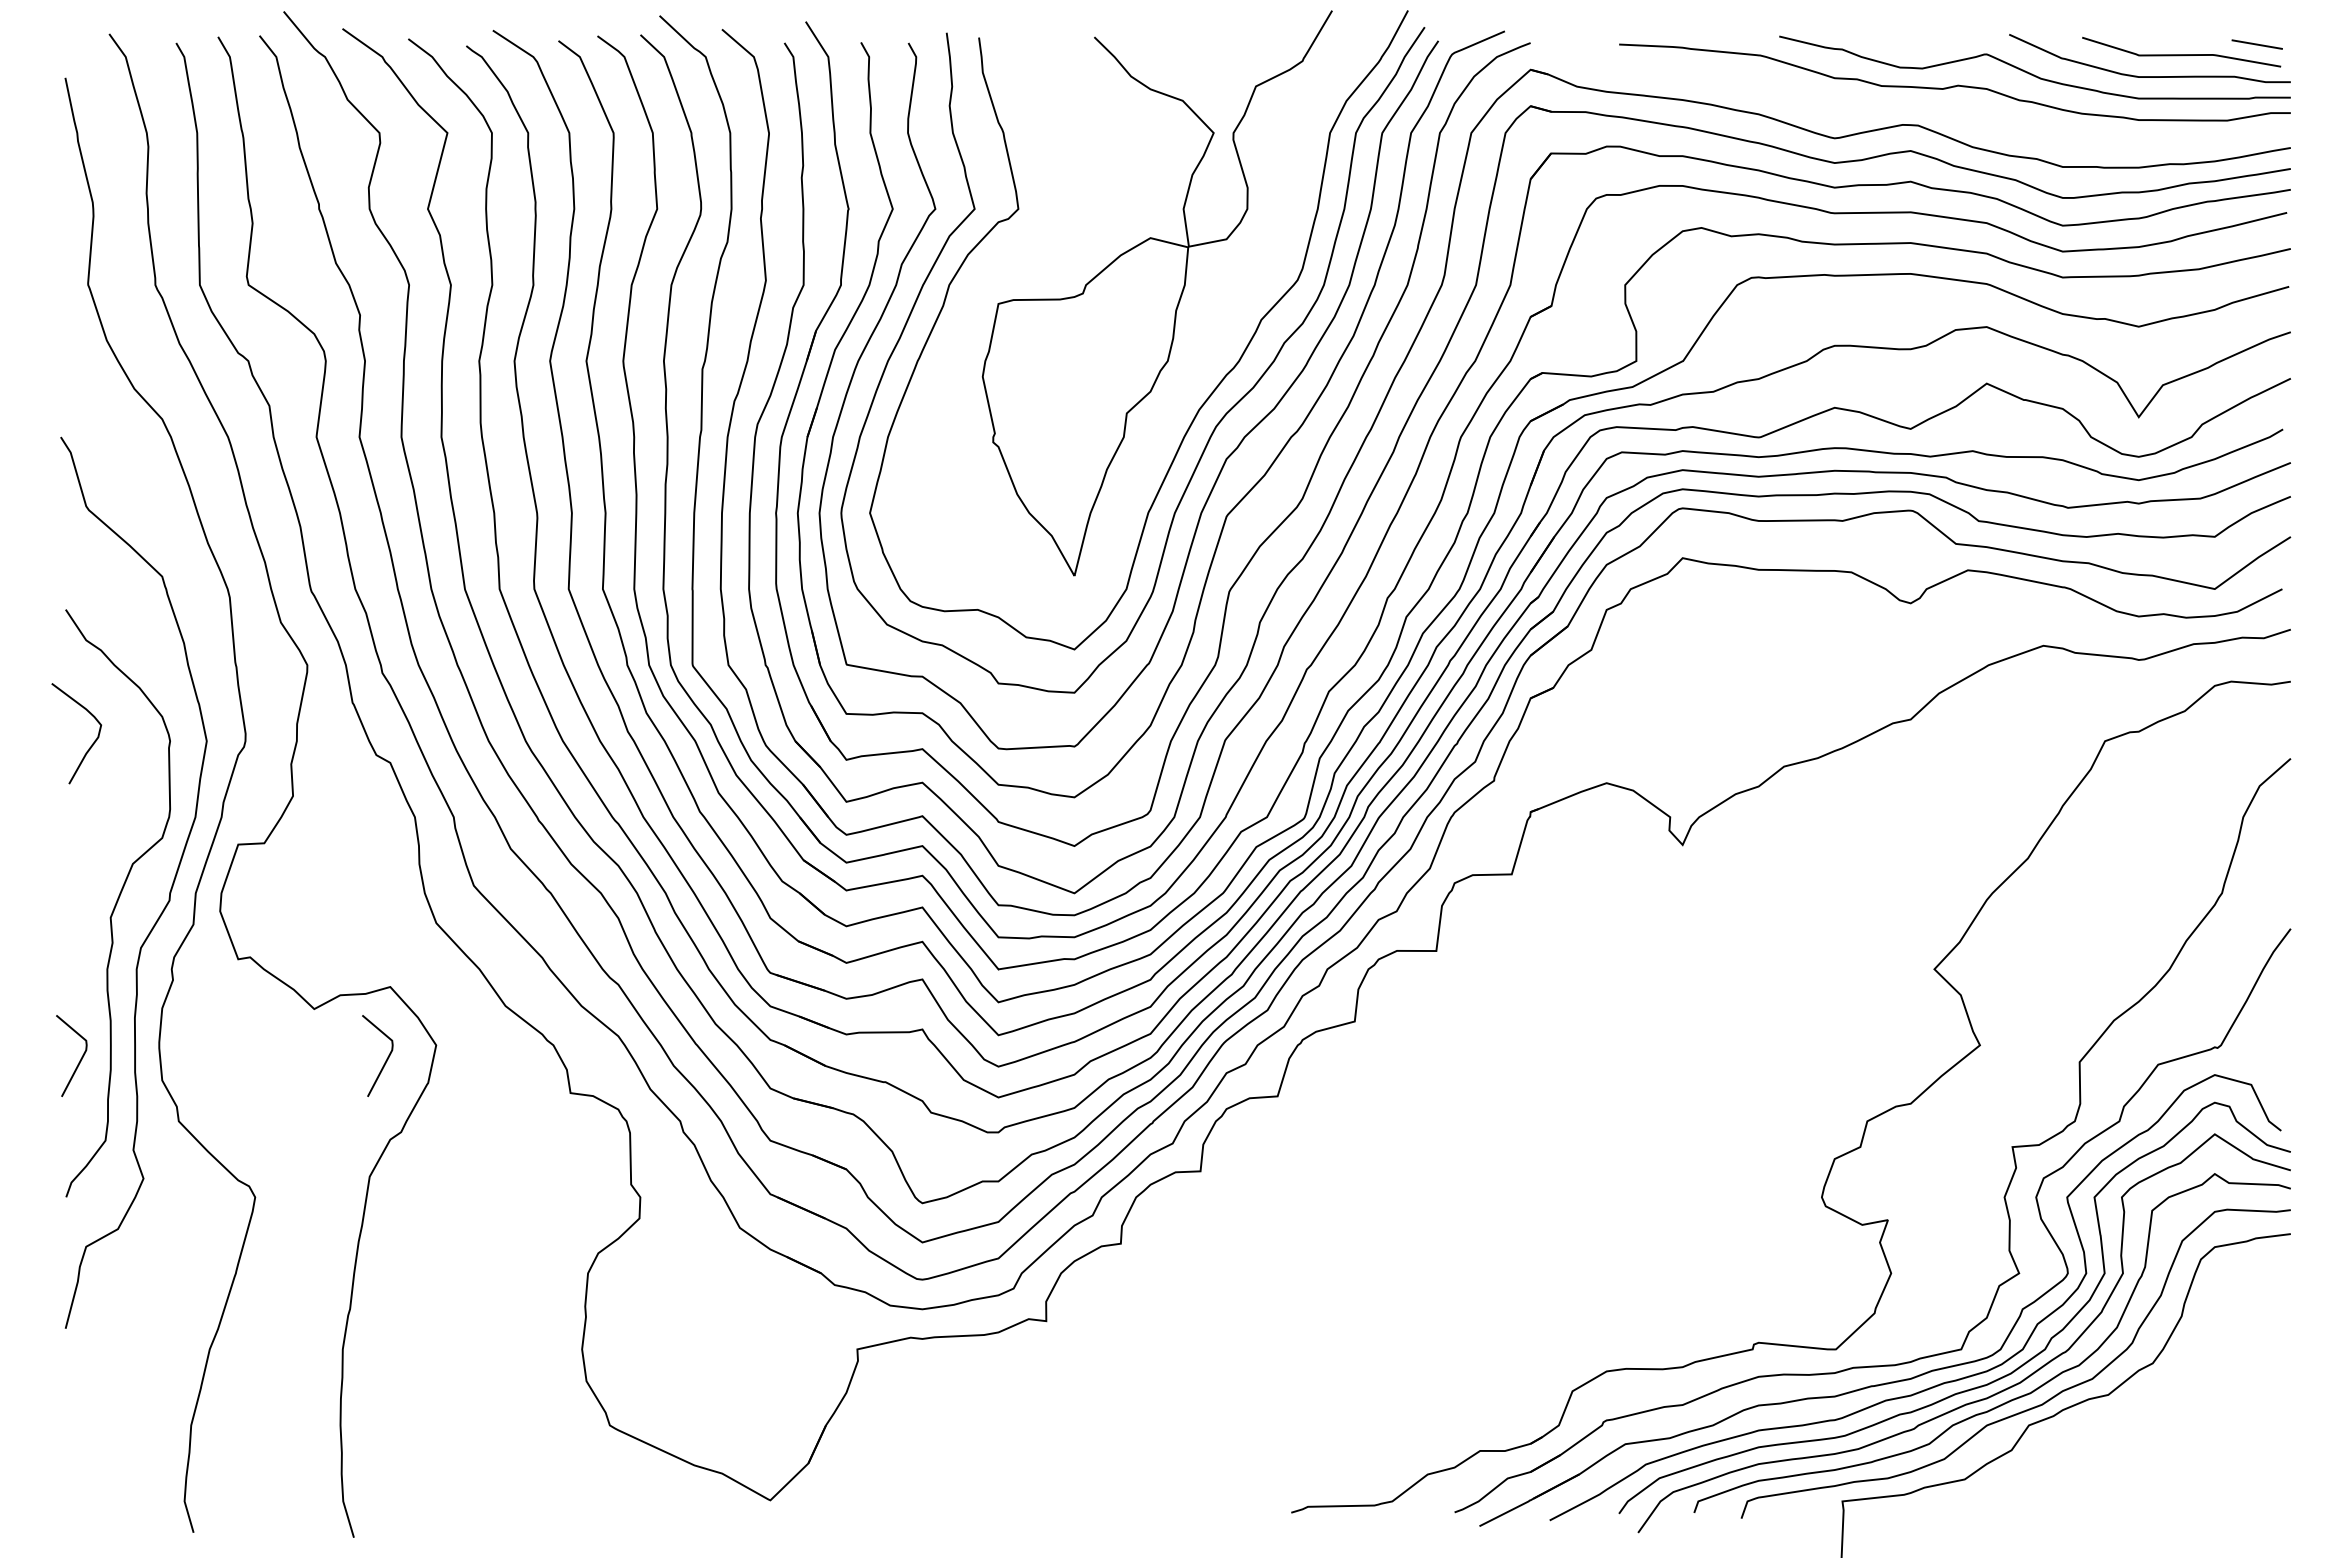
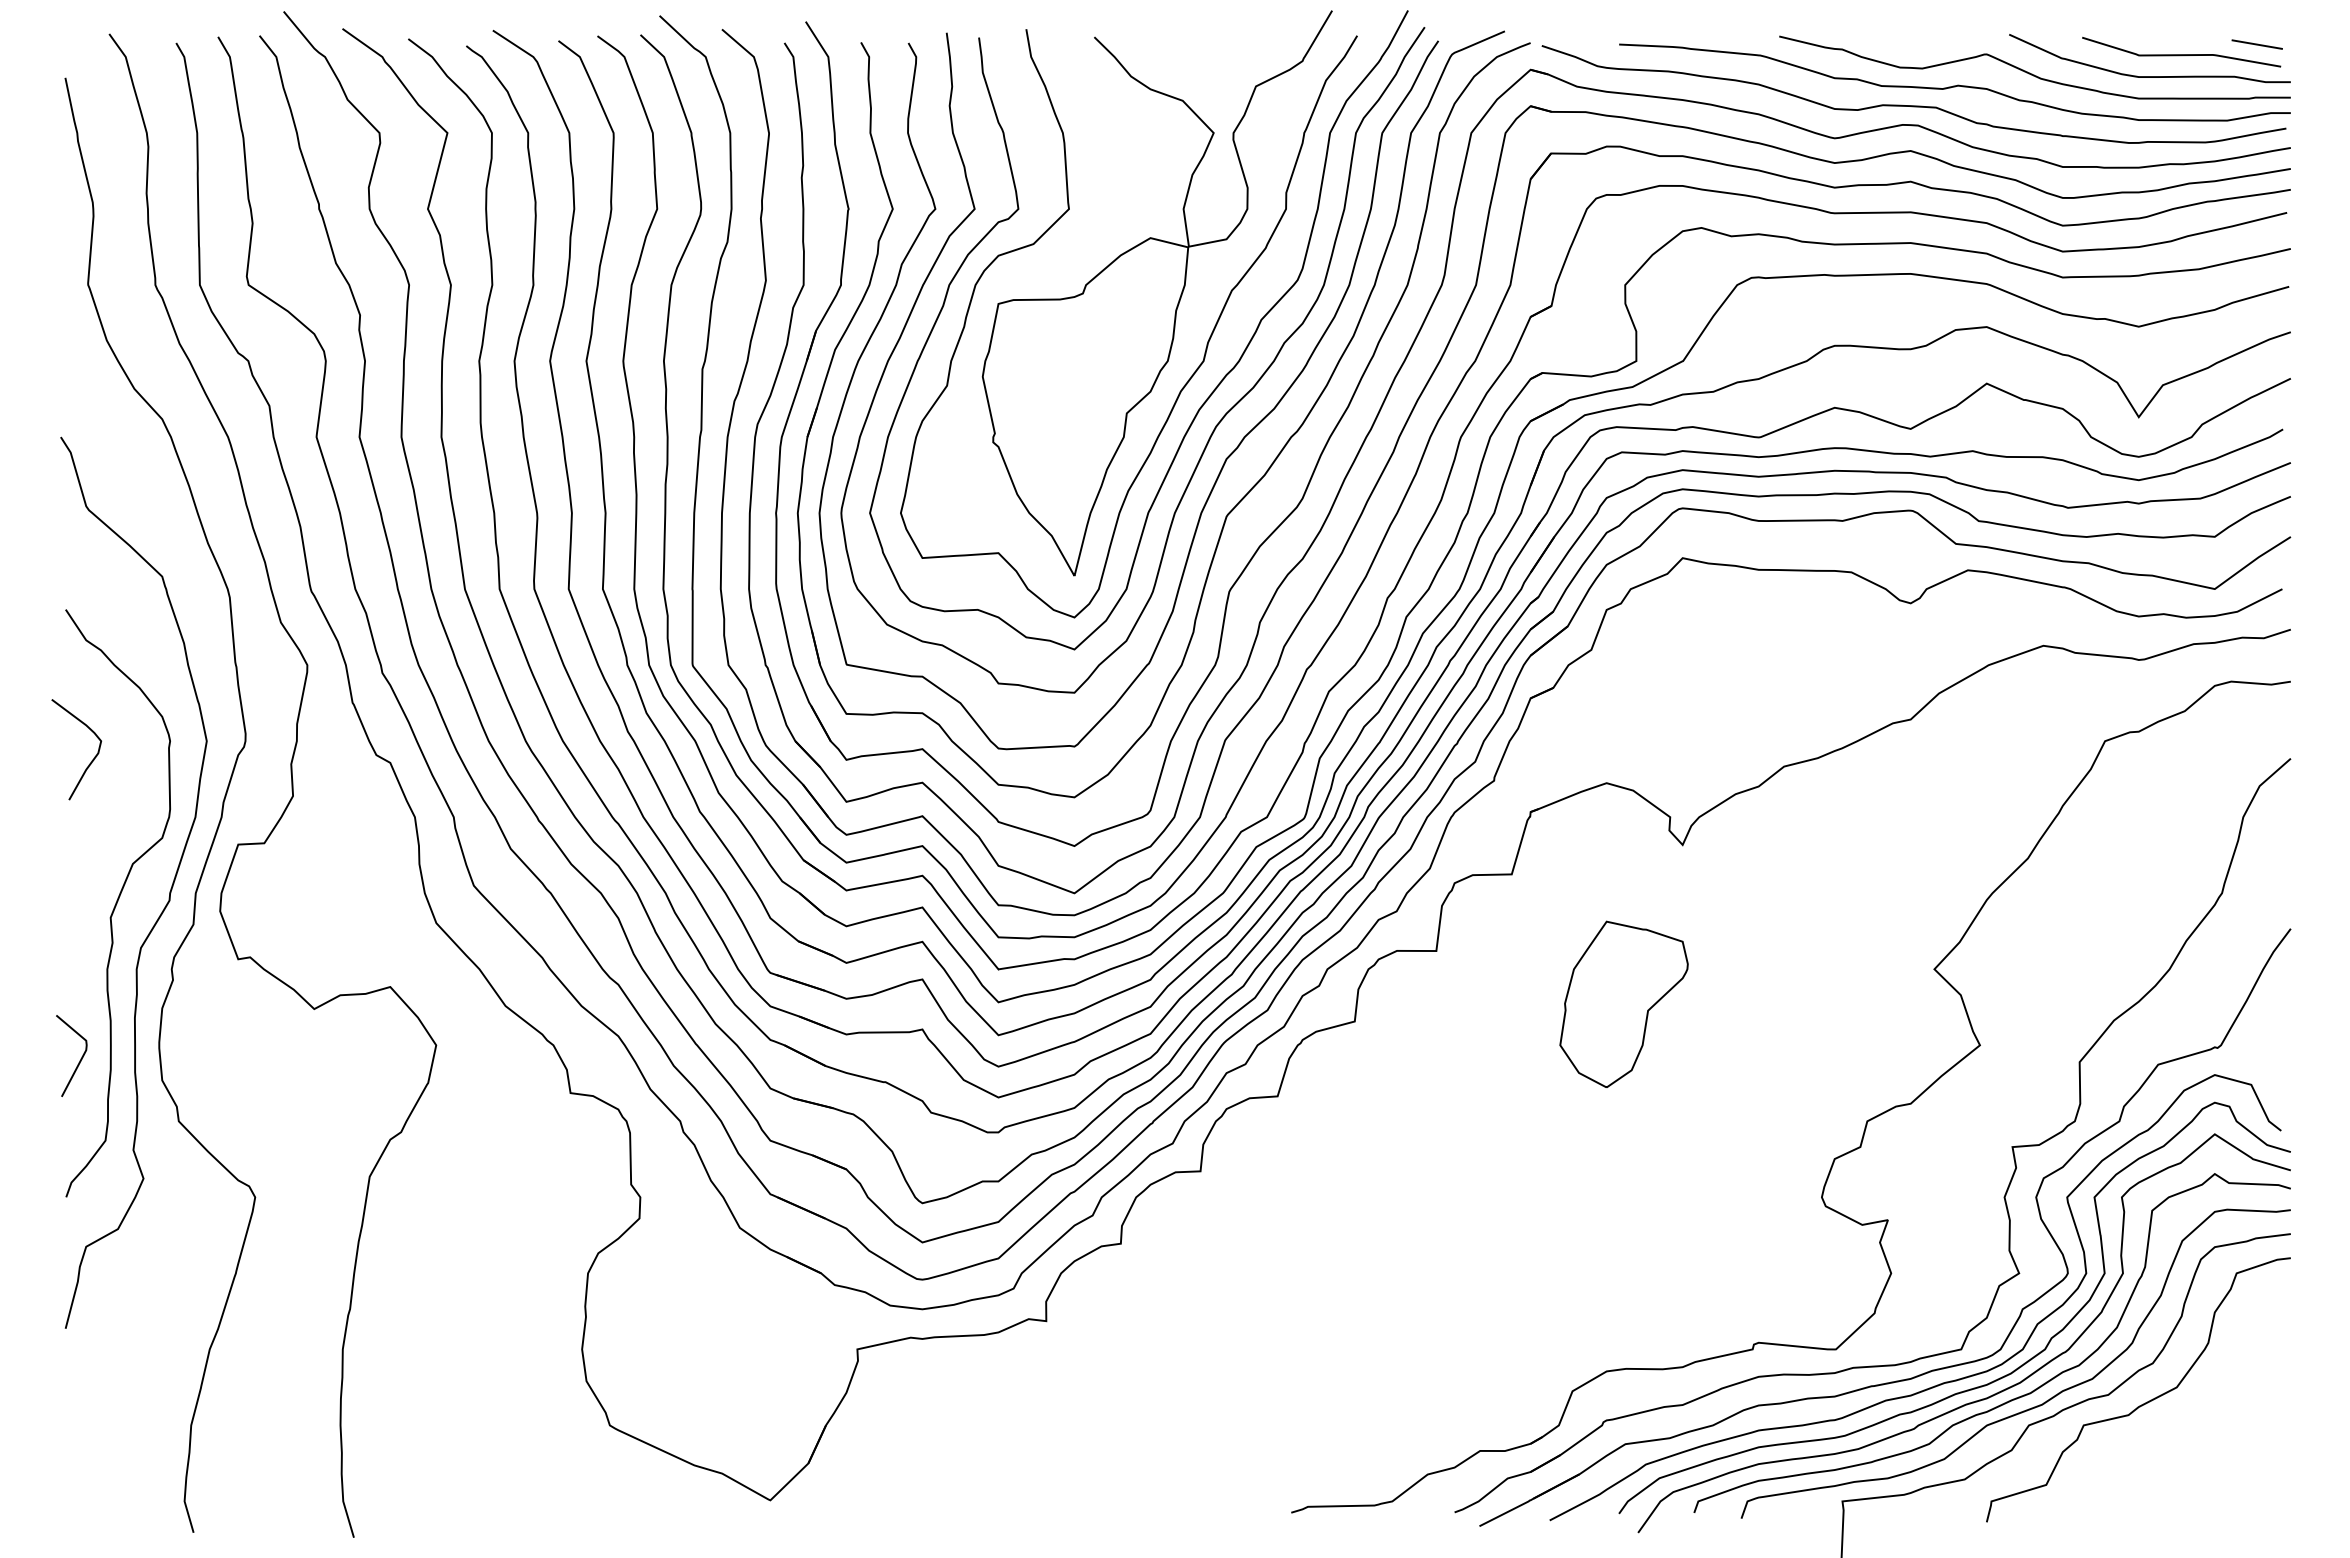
curve: none -> present (1913, 105)
curve: none -> present (1206, 344)
curve position: (91, 744) -> (91, 760) (91, 760)
part: none -> present (1623, 1003)
curve: present -> none (385, 1060)
curve: none -> present (2145, 1402)
